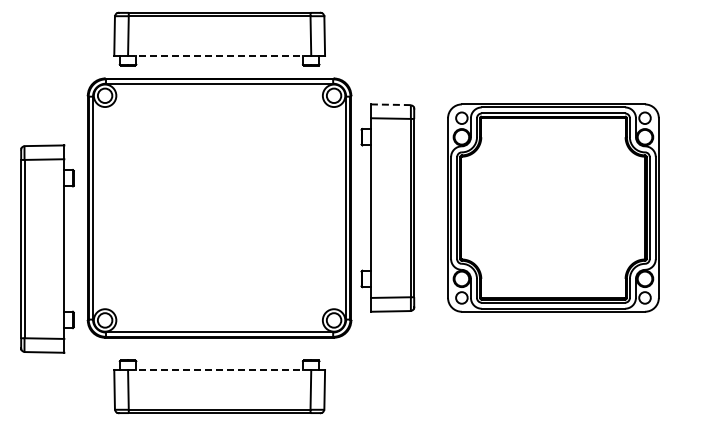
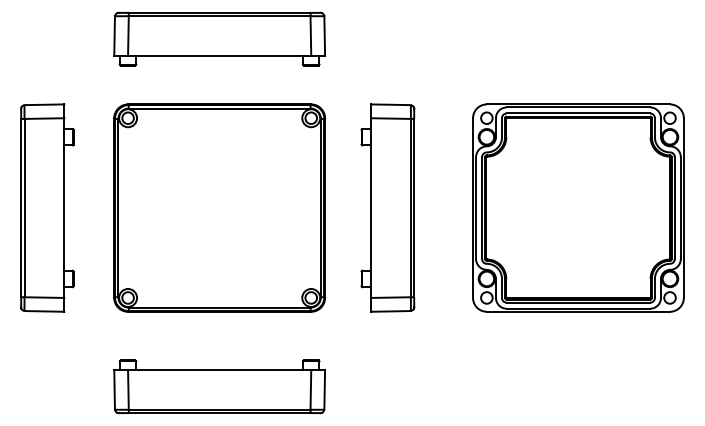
line: dashed -> solid (219, 56)
line: dashed -> solid (390, 104)
part size: 267x262 px -> 214x210 px (219, 207)
part position: (553, 207) -> (578, 207) (578, 207)
part position: (47, 248) -> (47, 207) (47, 207)
line: dashed -> solid (219, 369)
